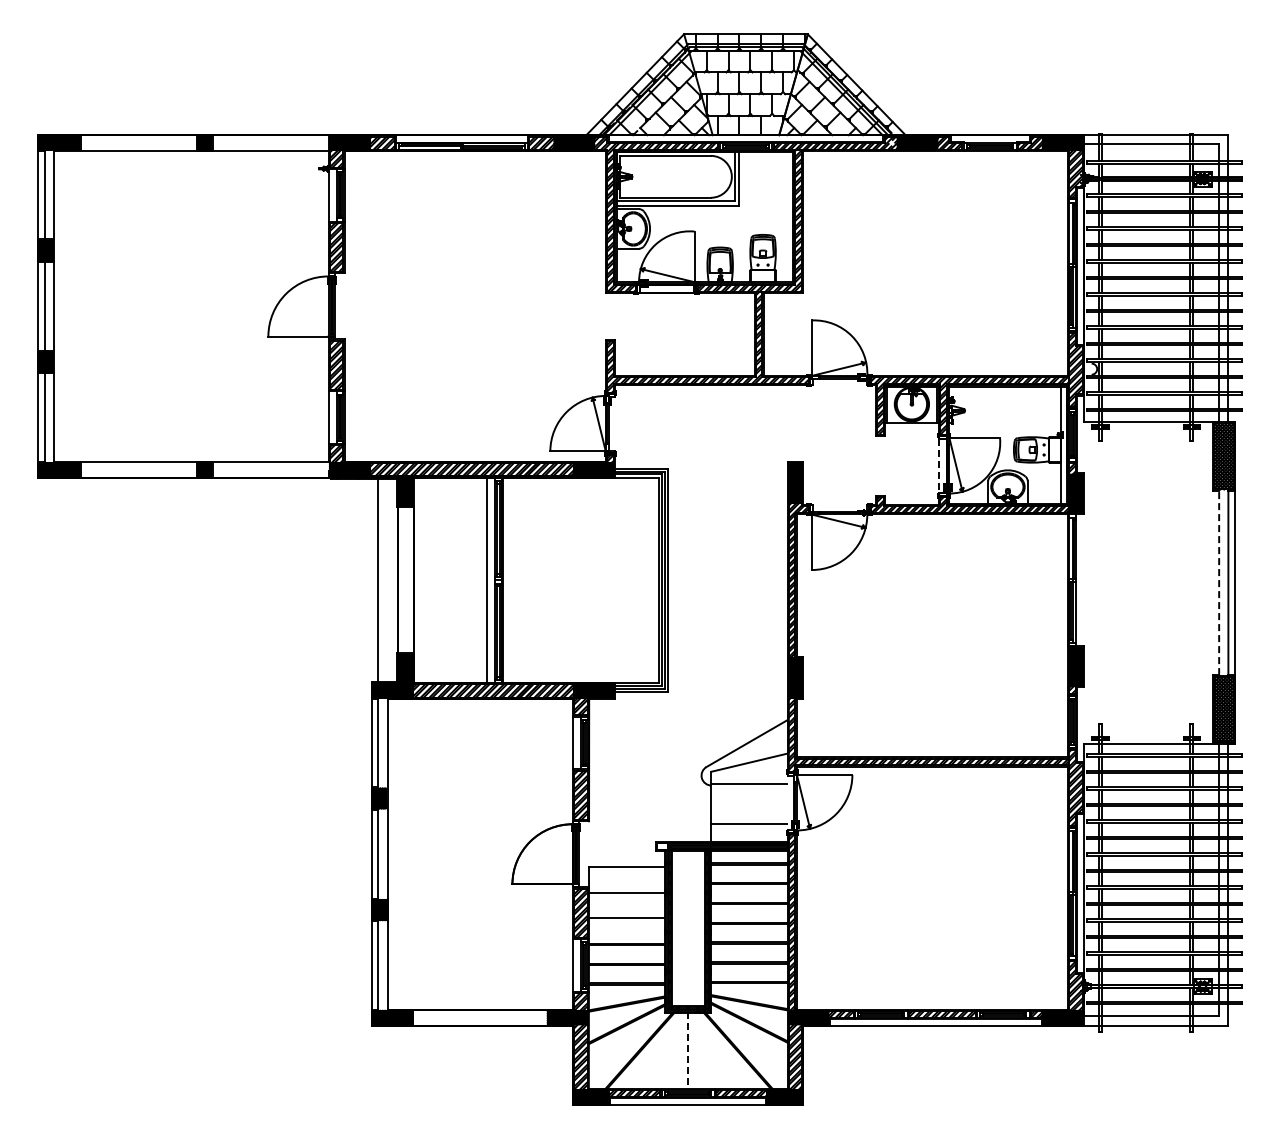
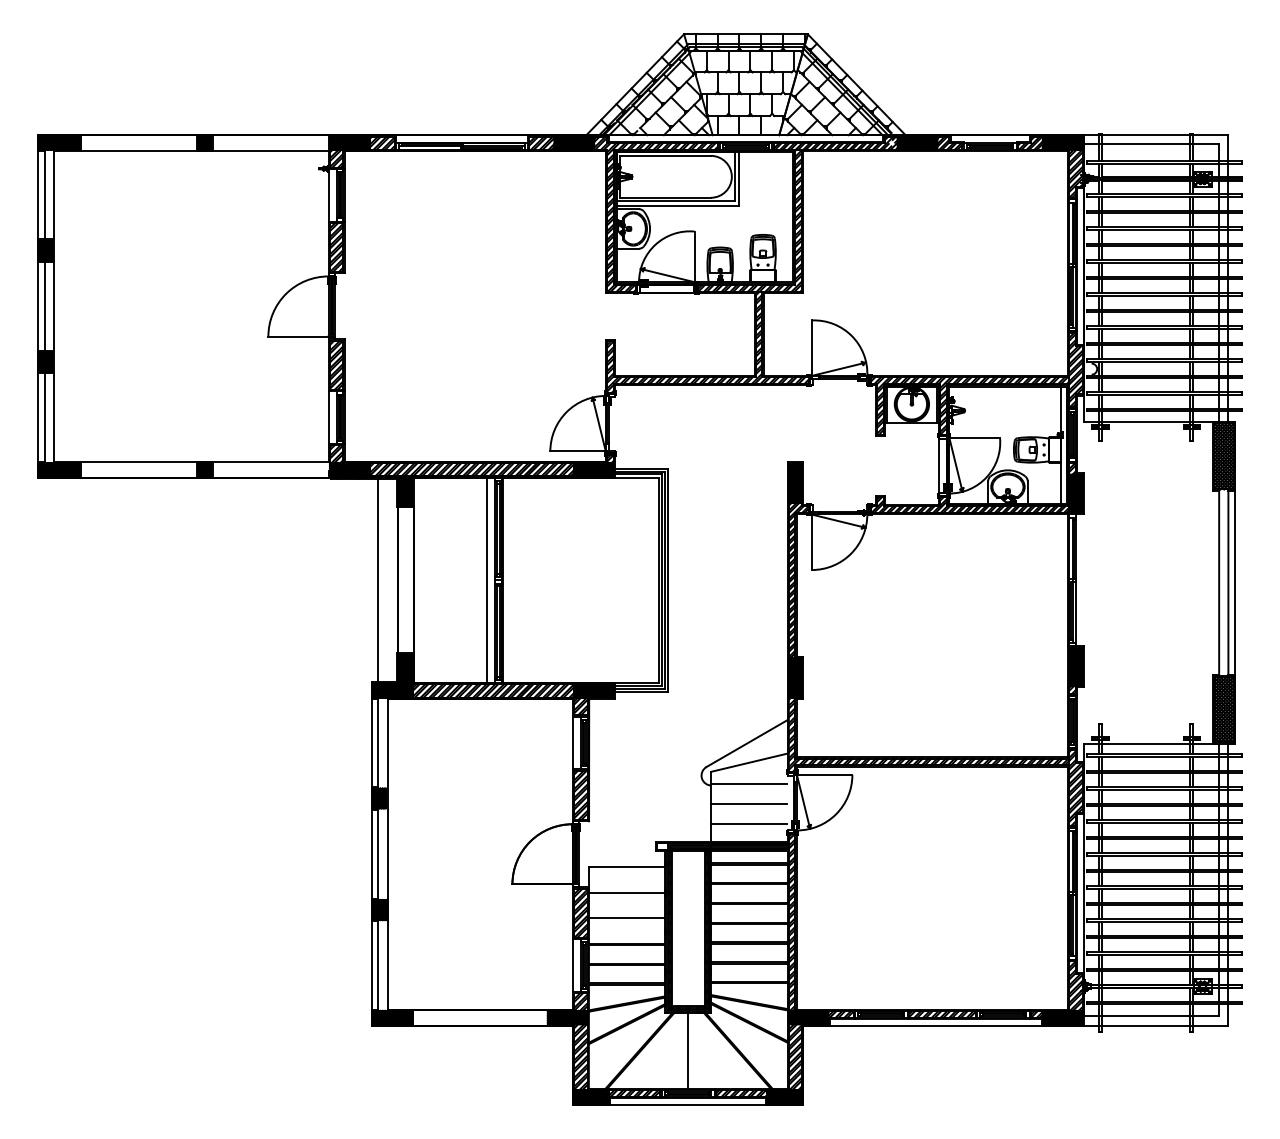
line: dashed -> solid (938, 466)
line: dashed -> solid (1219, 582)
line: none -> present (748, 803)
line: dashed -> solid (688, 1050)
